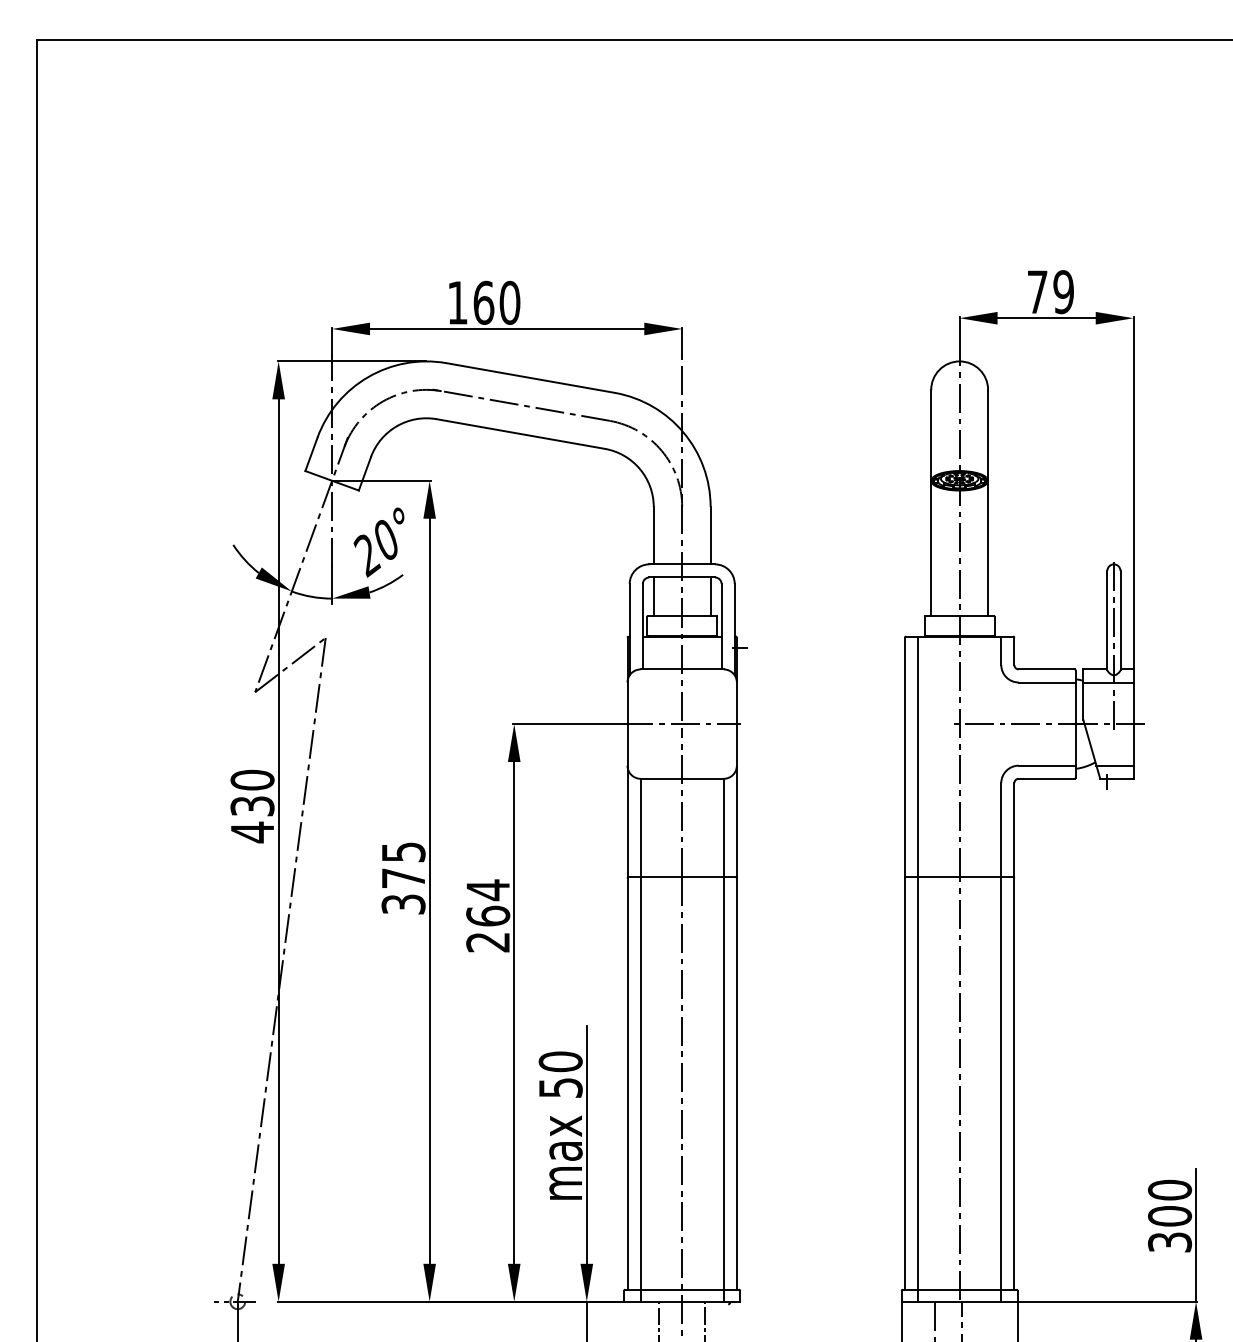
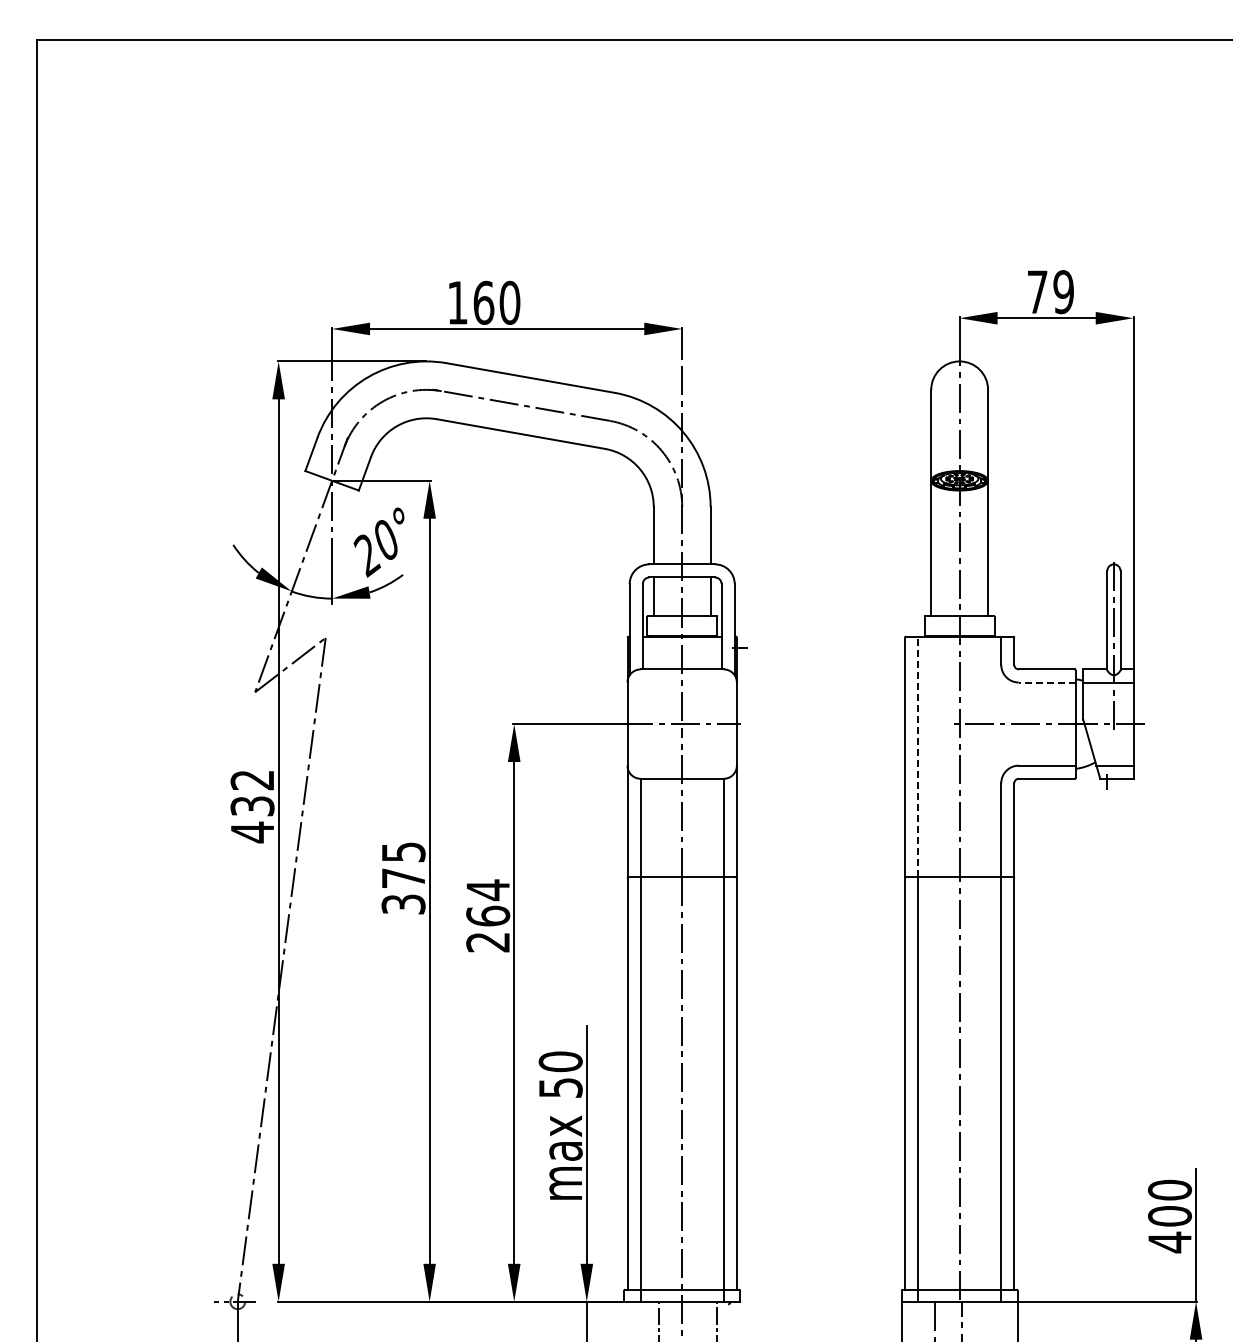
line: solid -> dashed (1046, 682)
line: solid -> dashed (918, 756)
text: 430 -> 432 (252, 779)
text: 300 -> 400 (1170, 1242)
line position: (705, 1319) -> (717, 1319) (717, 1319)
